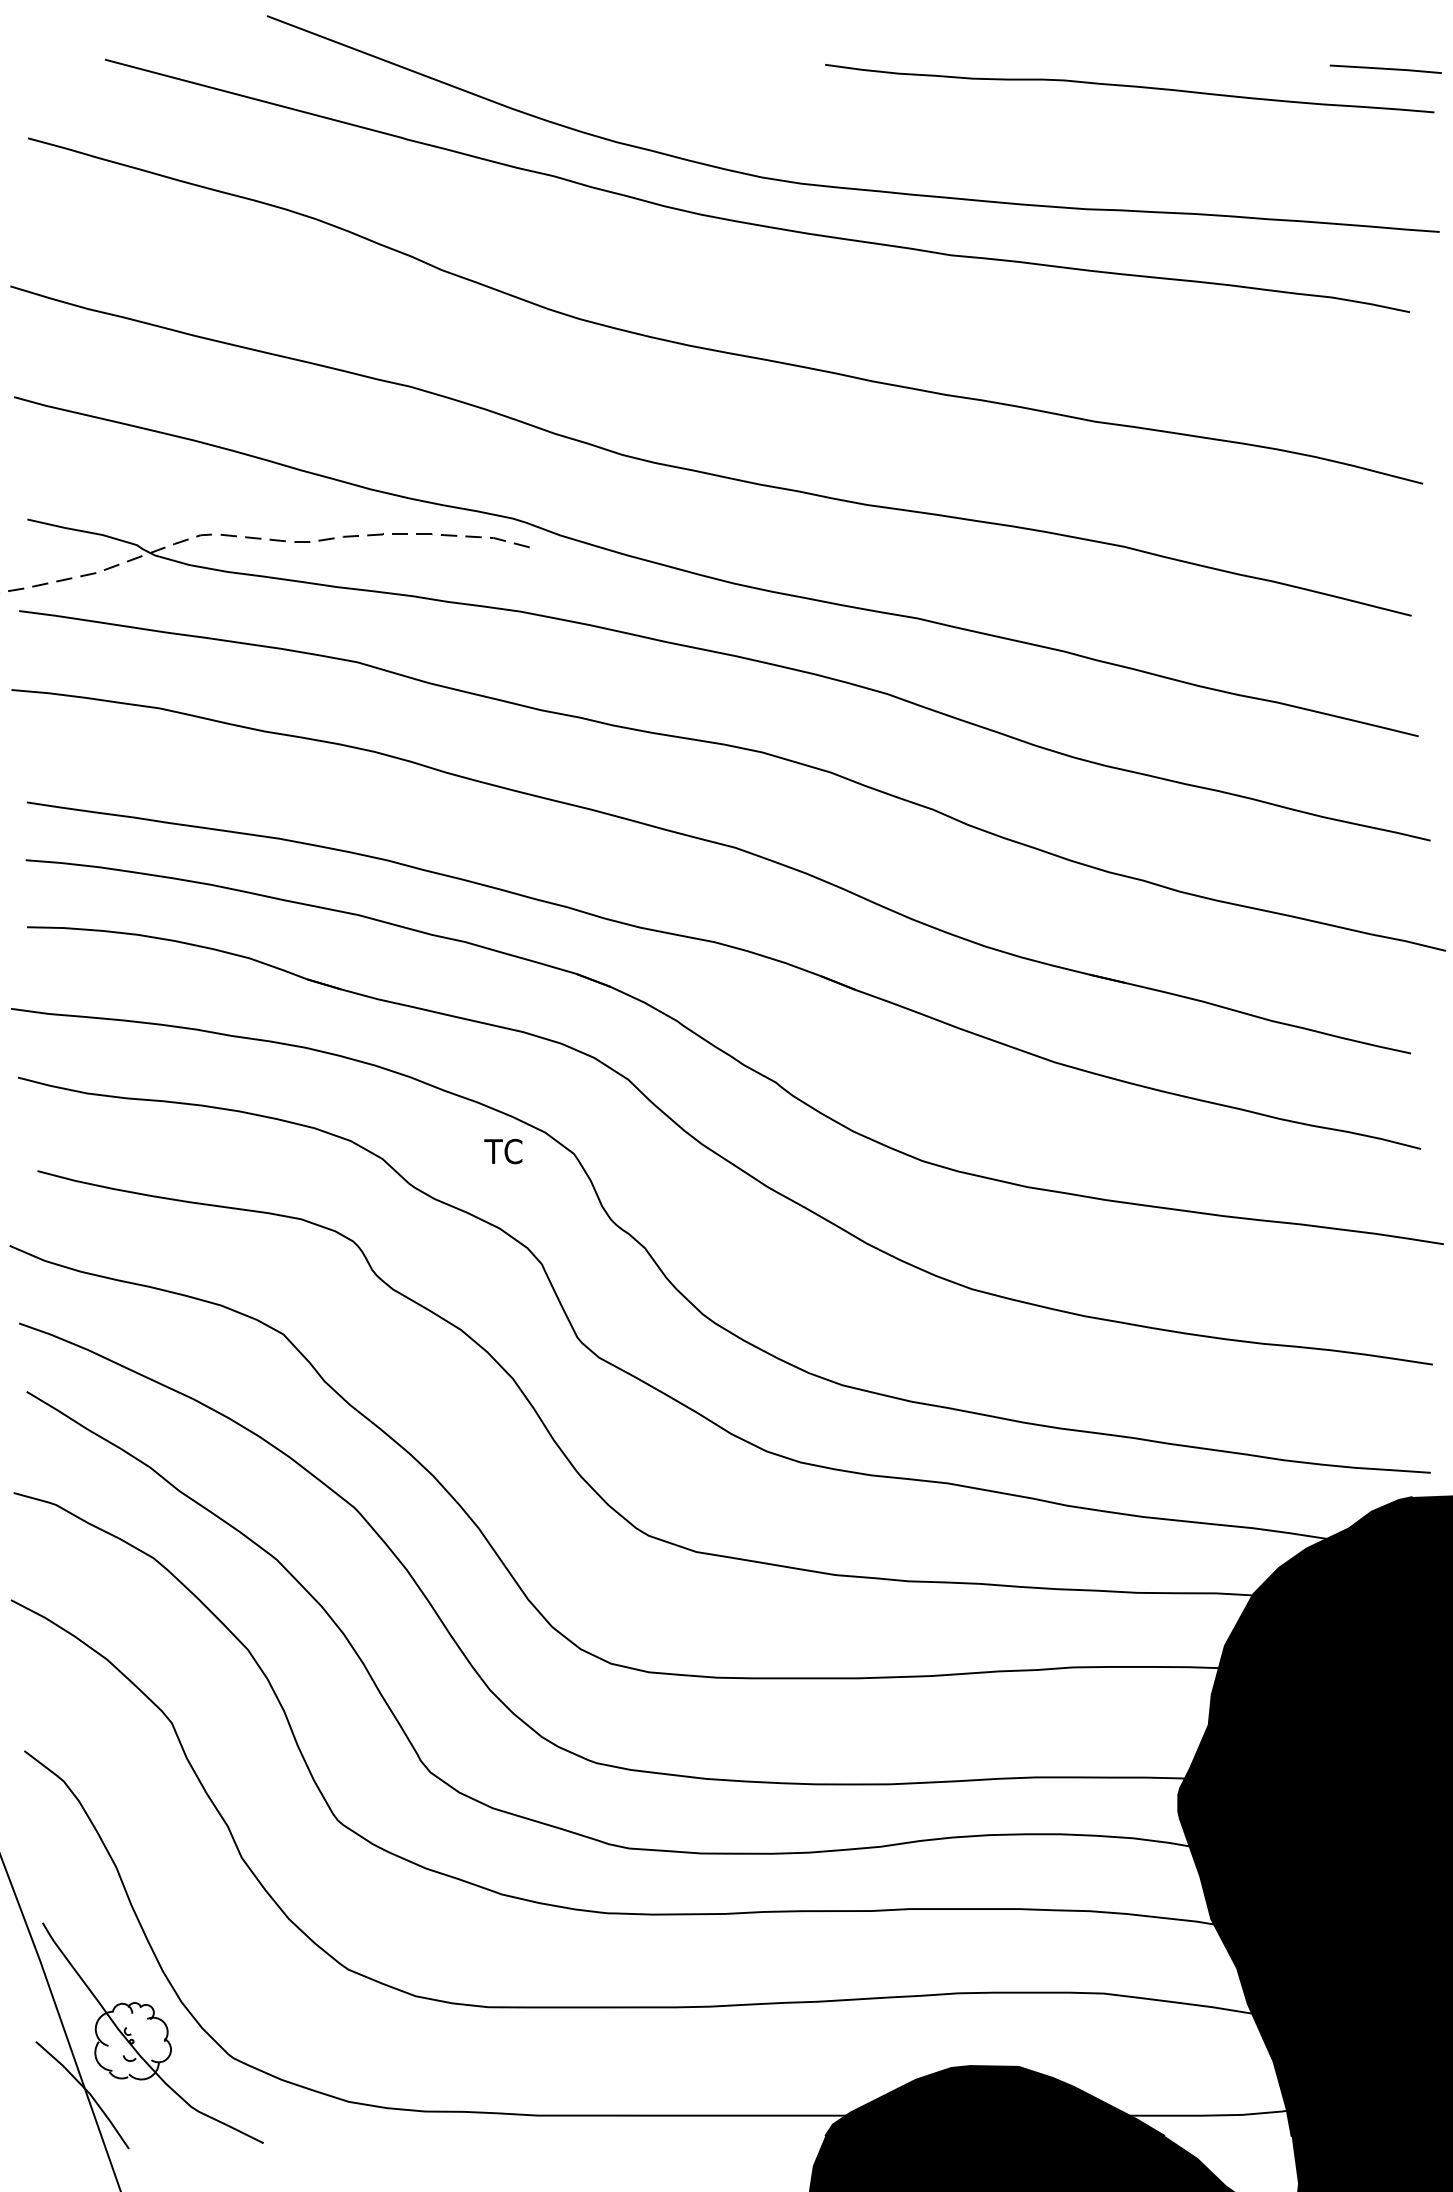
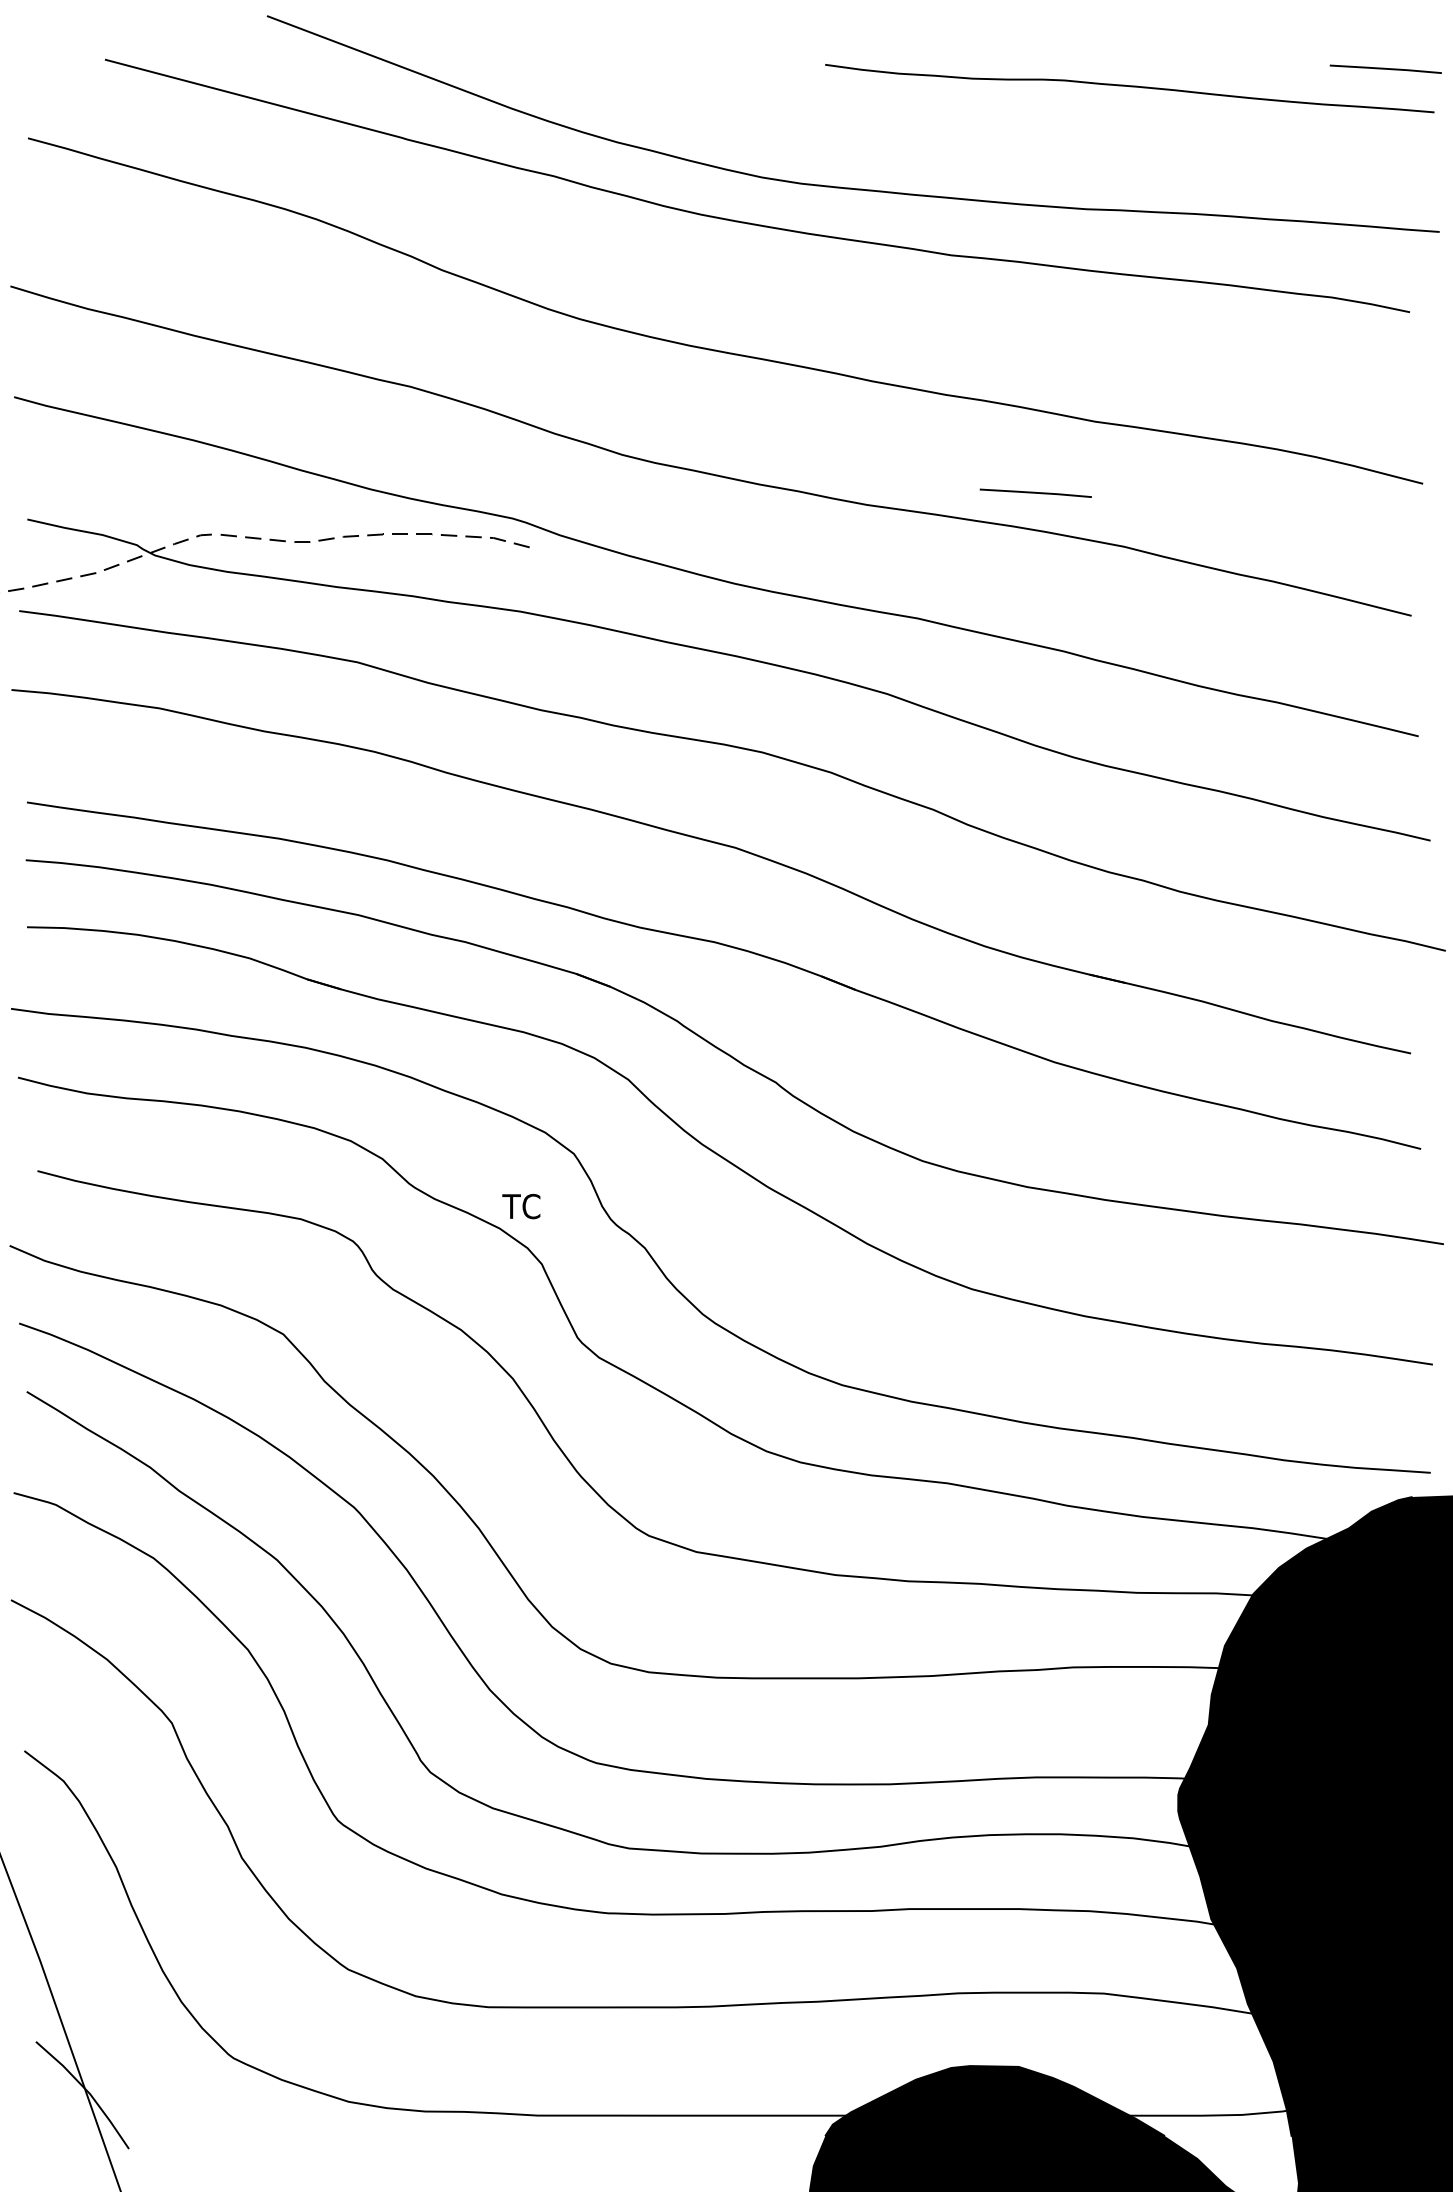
line: none -> present (1035, 492)
text position: (503, 1151) -> (521, 1206) (521, 1206)
part: present -> none (152, 2032)
